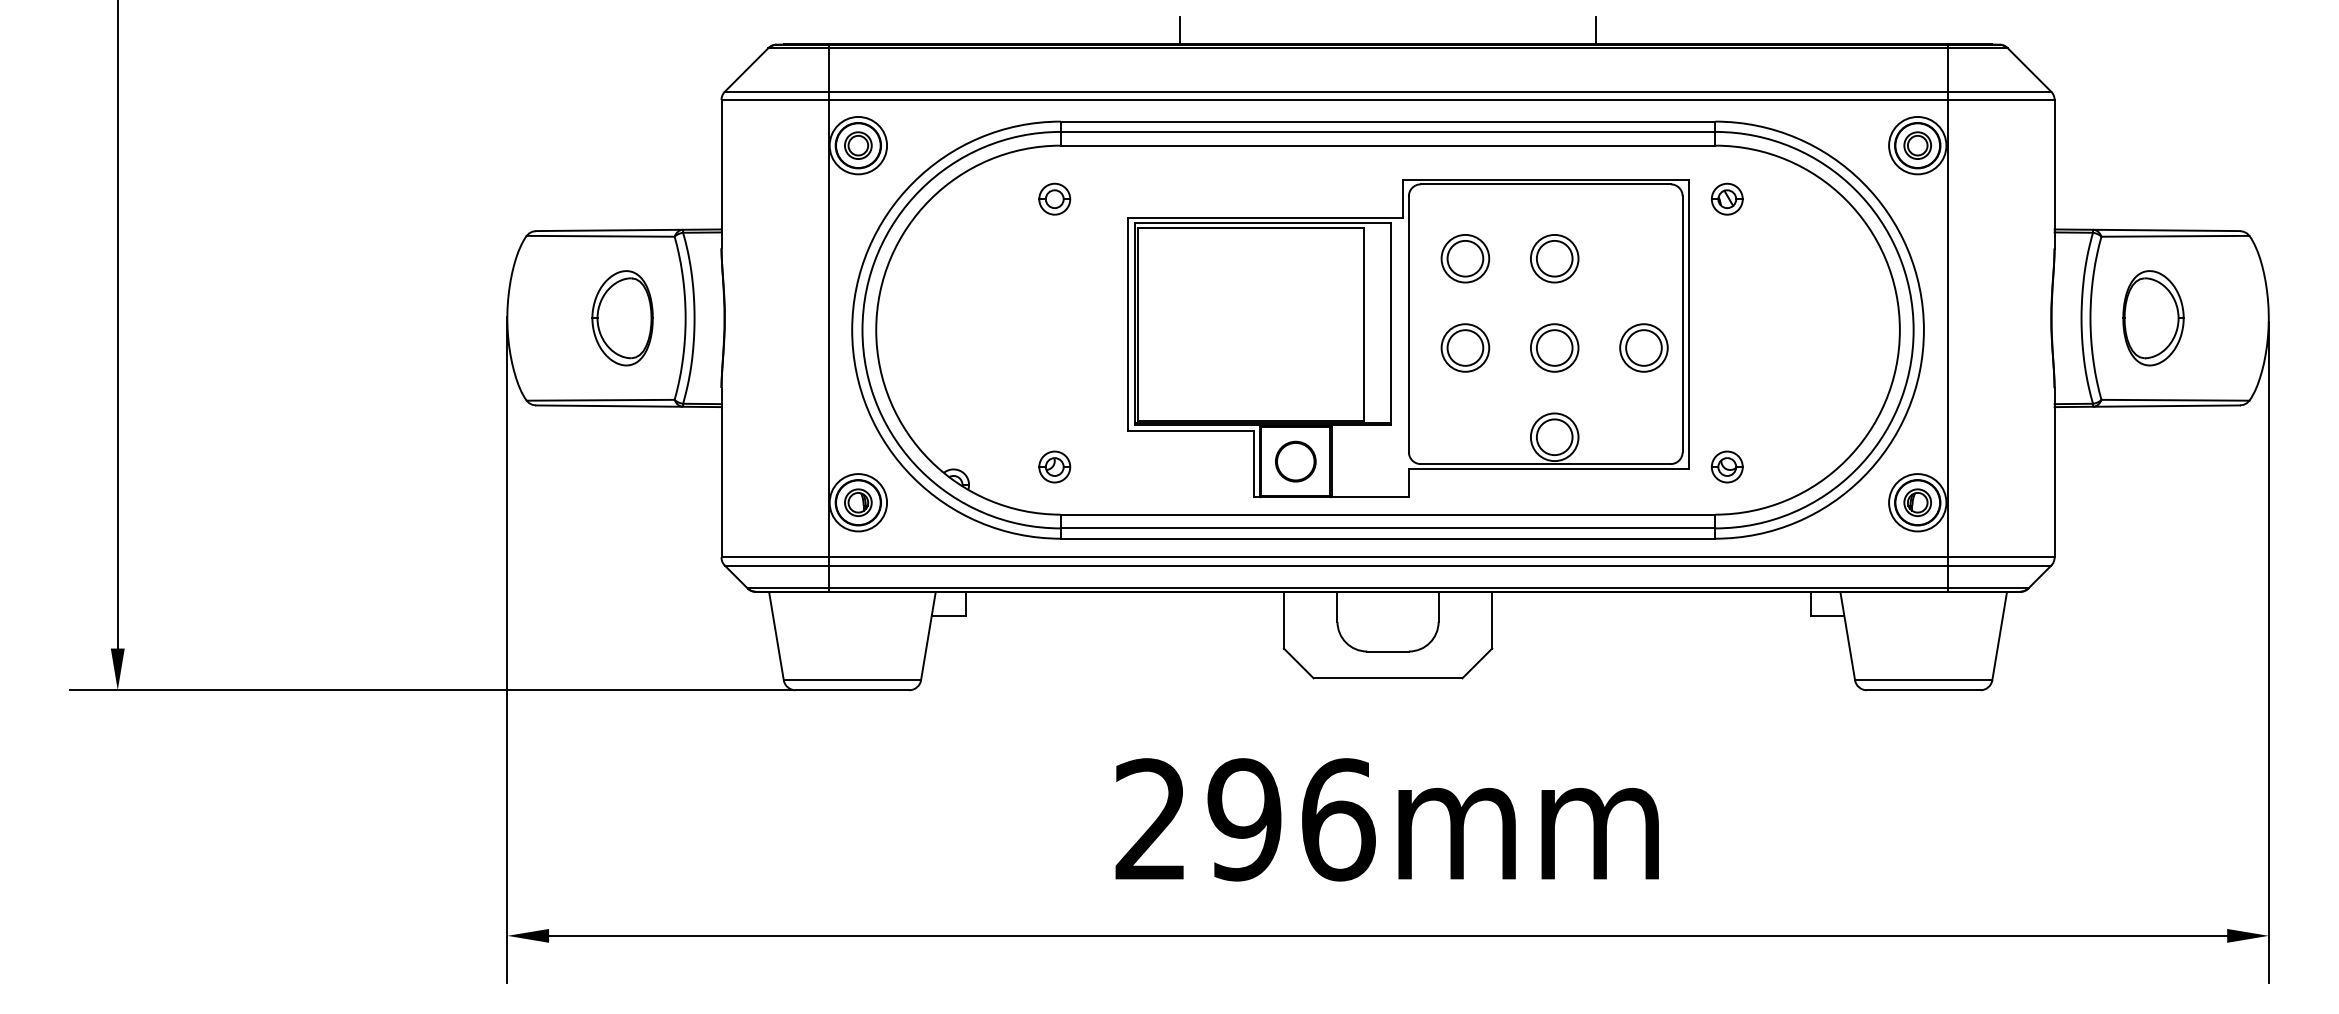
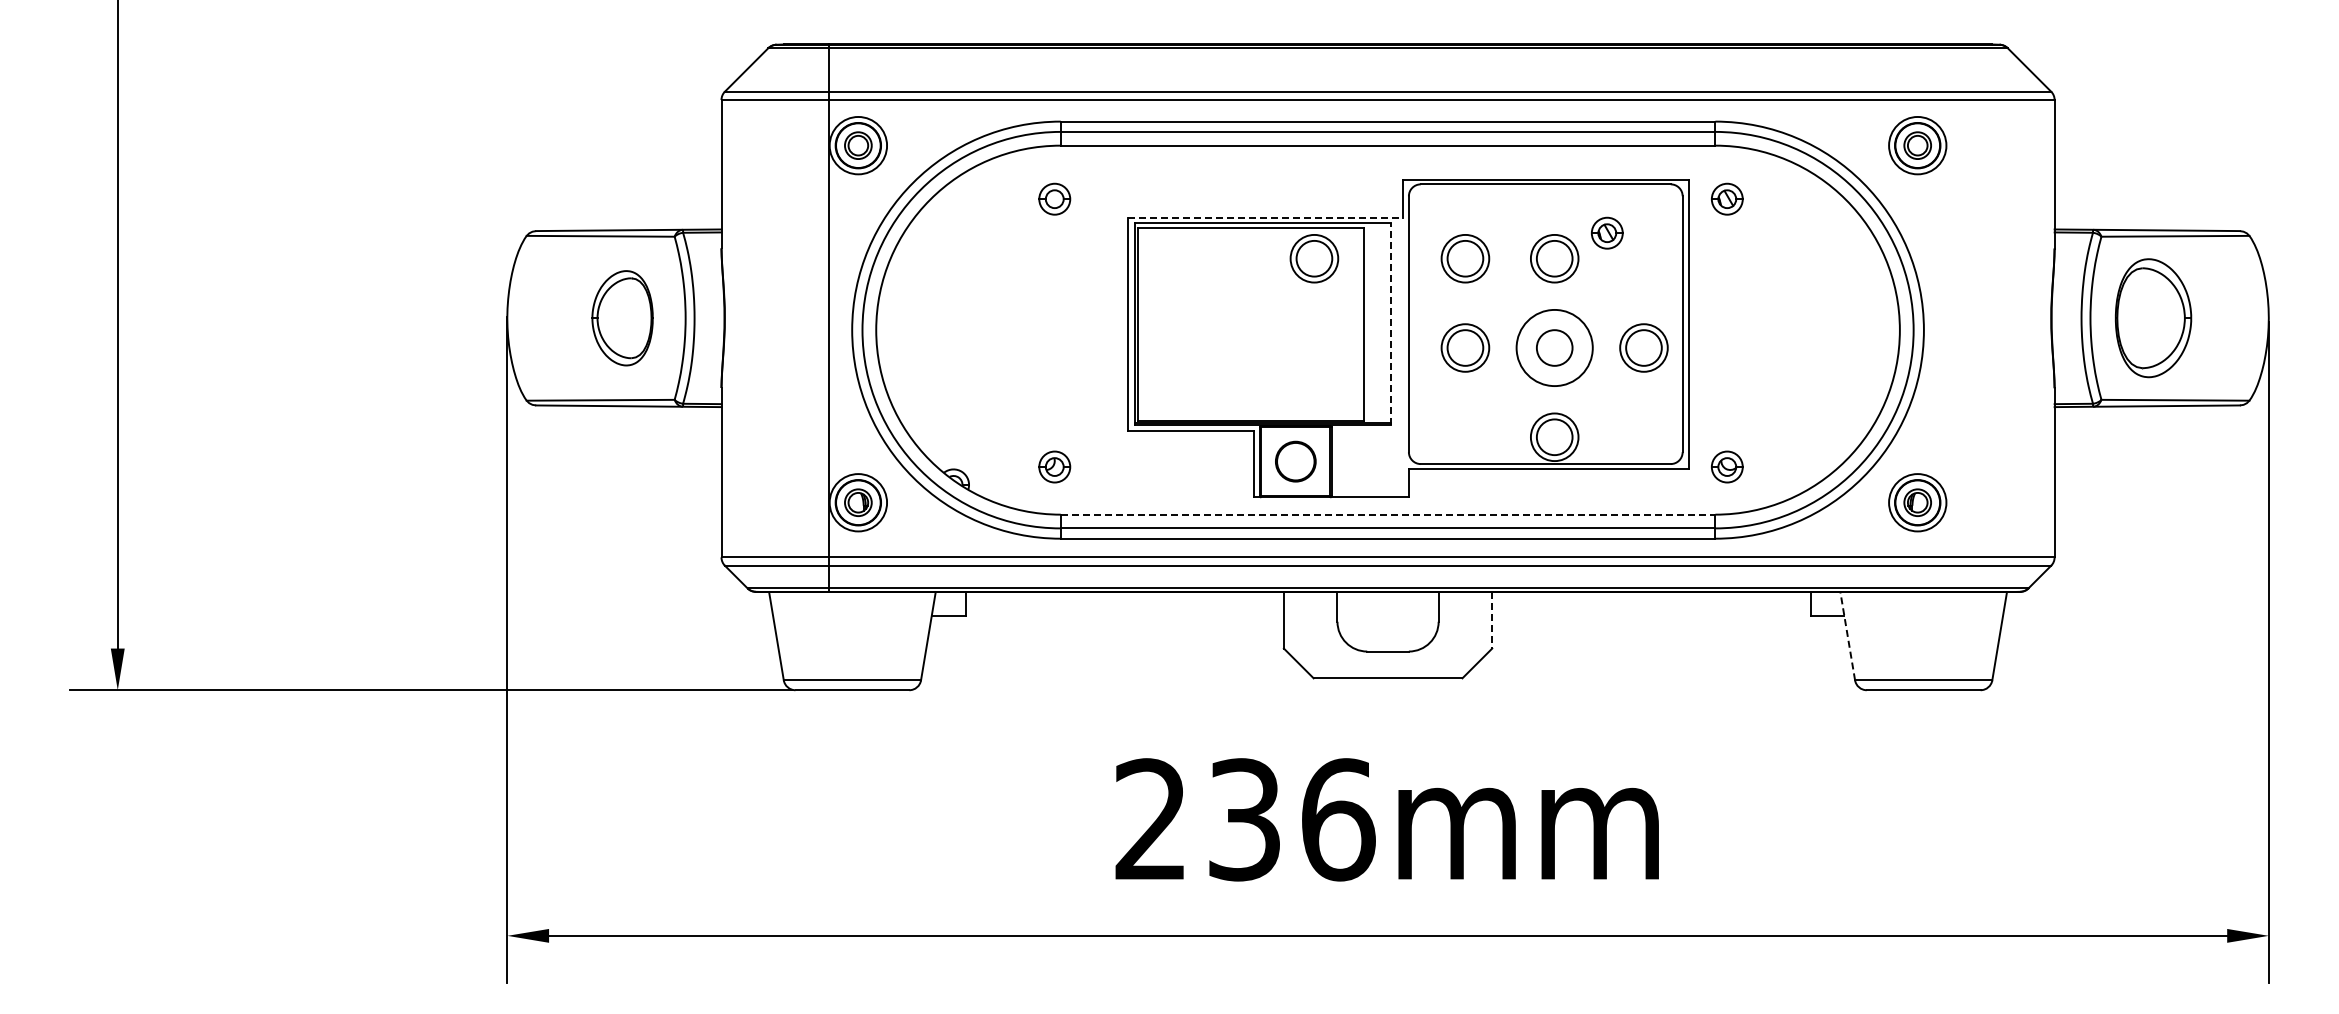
line: present -> none (1179, 30)
line: present -> none (1596, 30)
line: solid -> dashed (1265, 217)
part: none -> present (1607, 232)
part: none -> present (1314, 258)
line: present -> none (1947, 318)
part size: 63x97 px -> 79x121 px (2153, 318)
line: solid -> dashed (1391, 323)
circle diameter: 48 px -> 76 px (1554, 347)
line: solid -> dashed (1388, 514)
line: solid -> dashed (1492, 620)
line: solid -> dashed (1847, 636)
text: 296mm -> 236mm (1244, 819)
